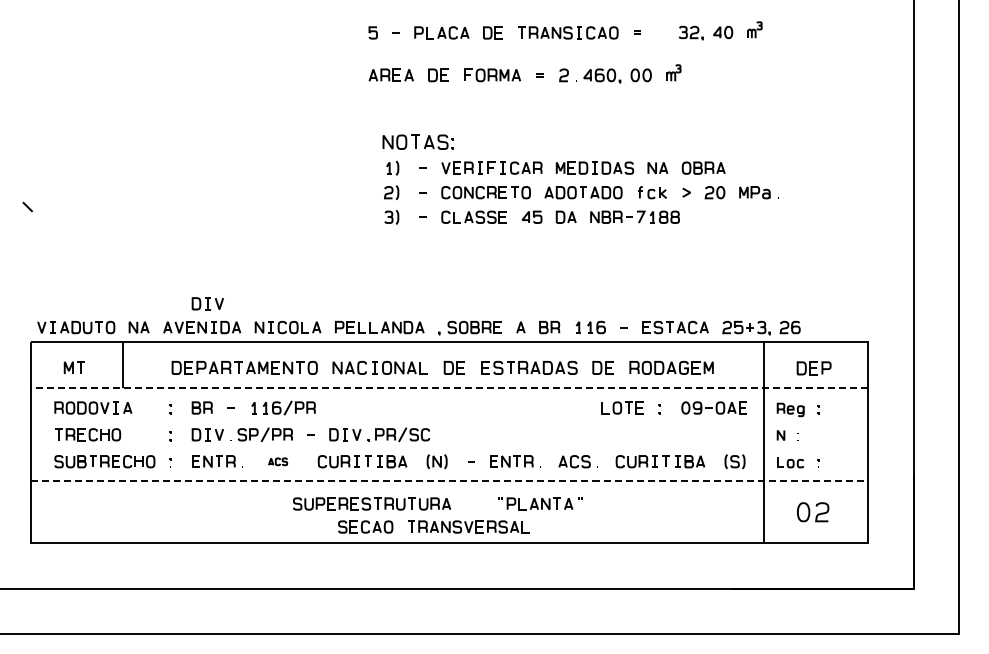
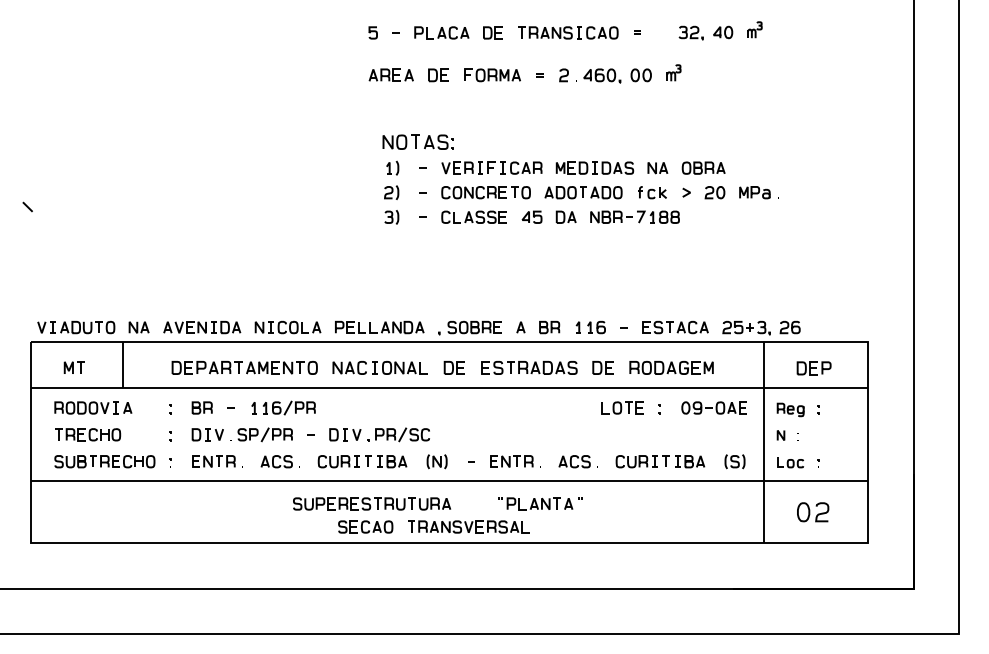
part: present -> none (207, 303)
line: dashed -> solid (449, 388)
part size: 21x10 px -> 40x14 px (279, 461)
line: dashed -> solid (450, 481)
